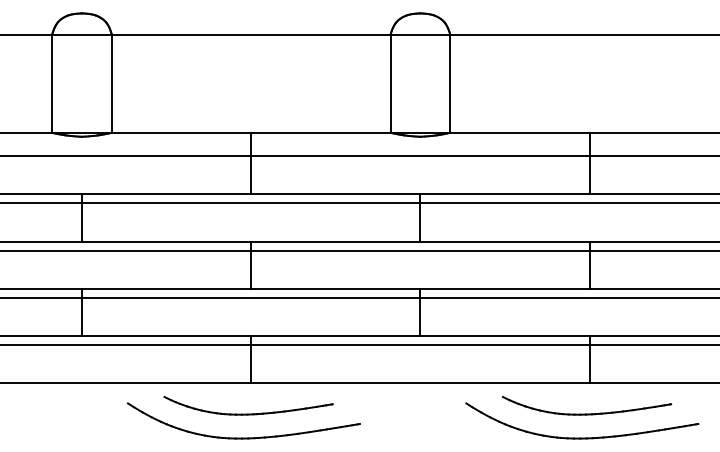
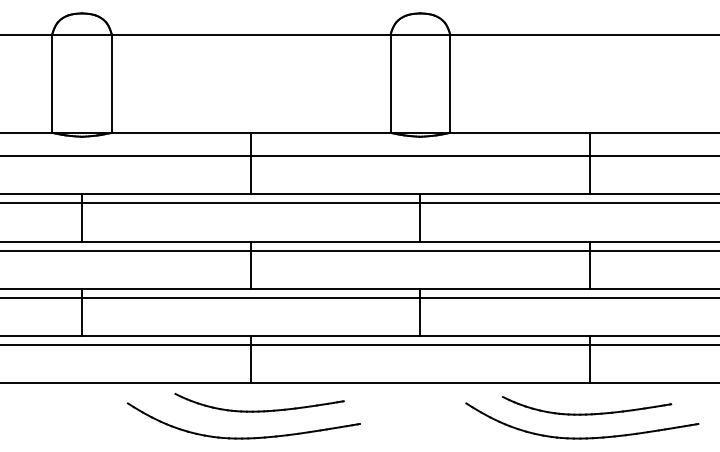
part position: (248, 413) -> (259, 410) (259, 410)
